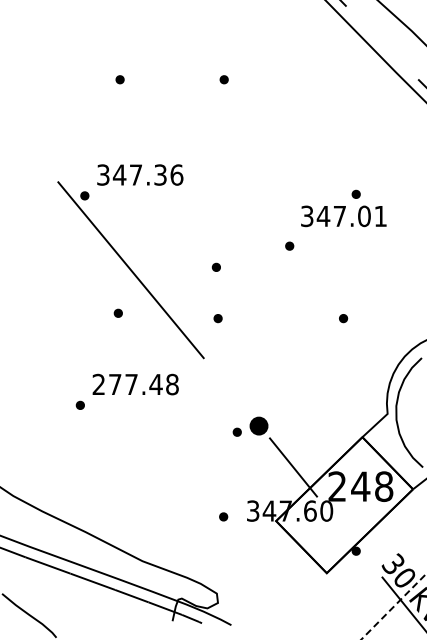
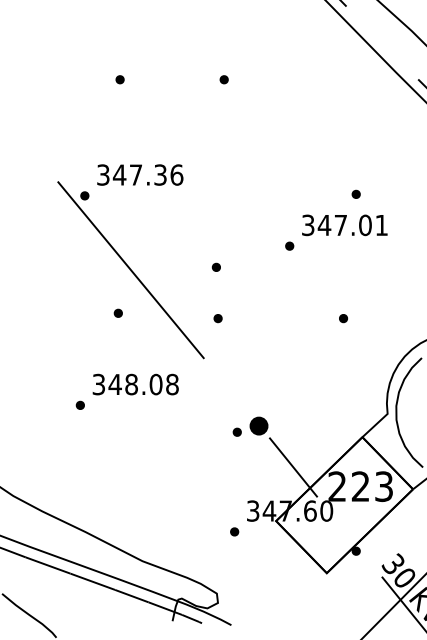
text position: (343, 216) -> (344, 225) (344, 225)
text: 277.48 -> 348.08 (127, 384)
text: 248 -> 223 (372, 486)
part position: (223, 516) -> (234, 531) (234, 531)
line: dashed -> solid (393, 606)
